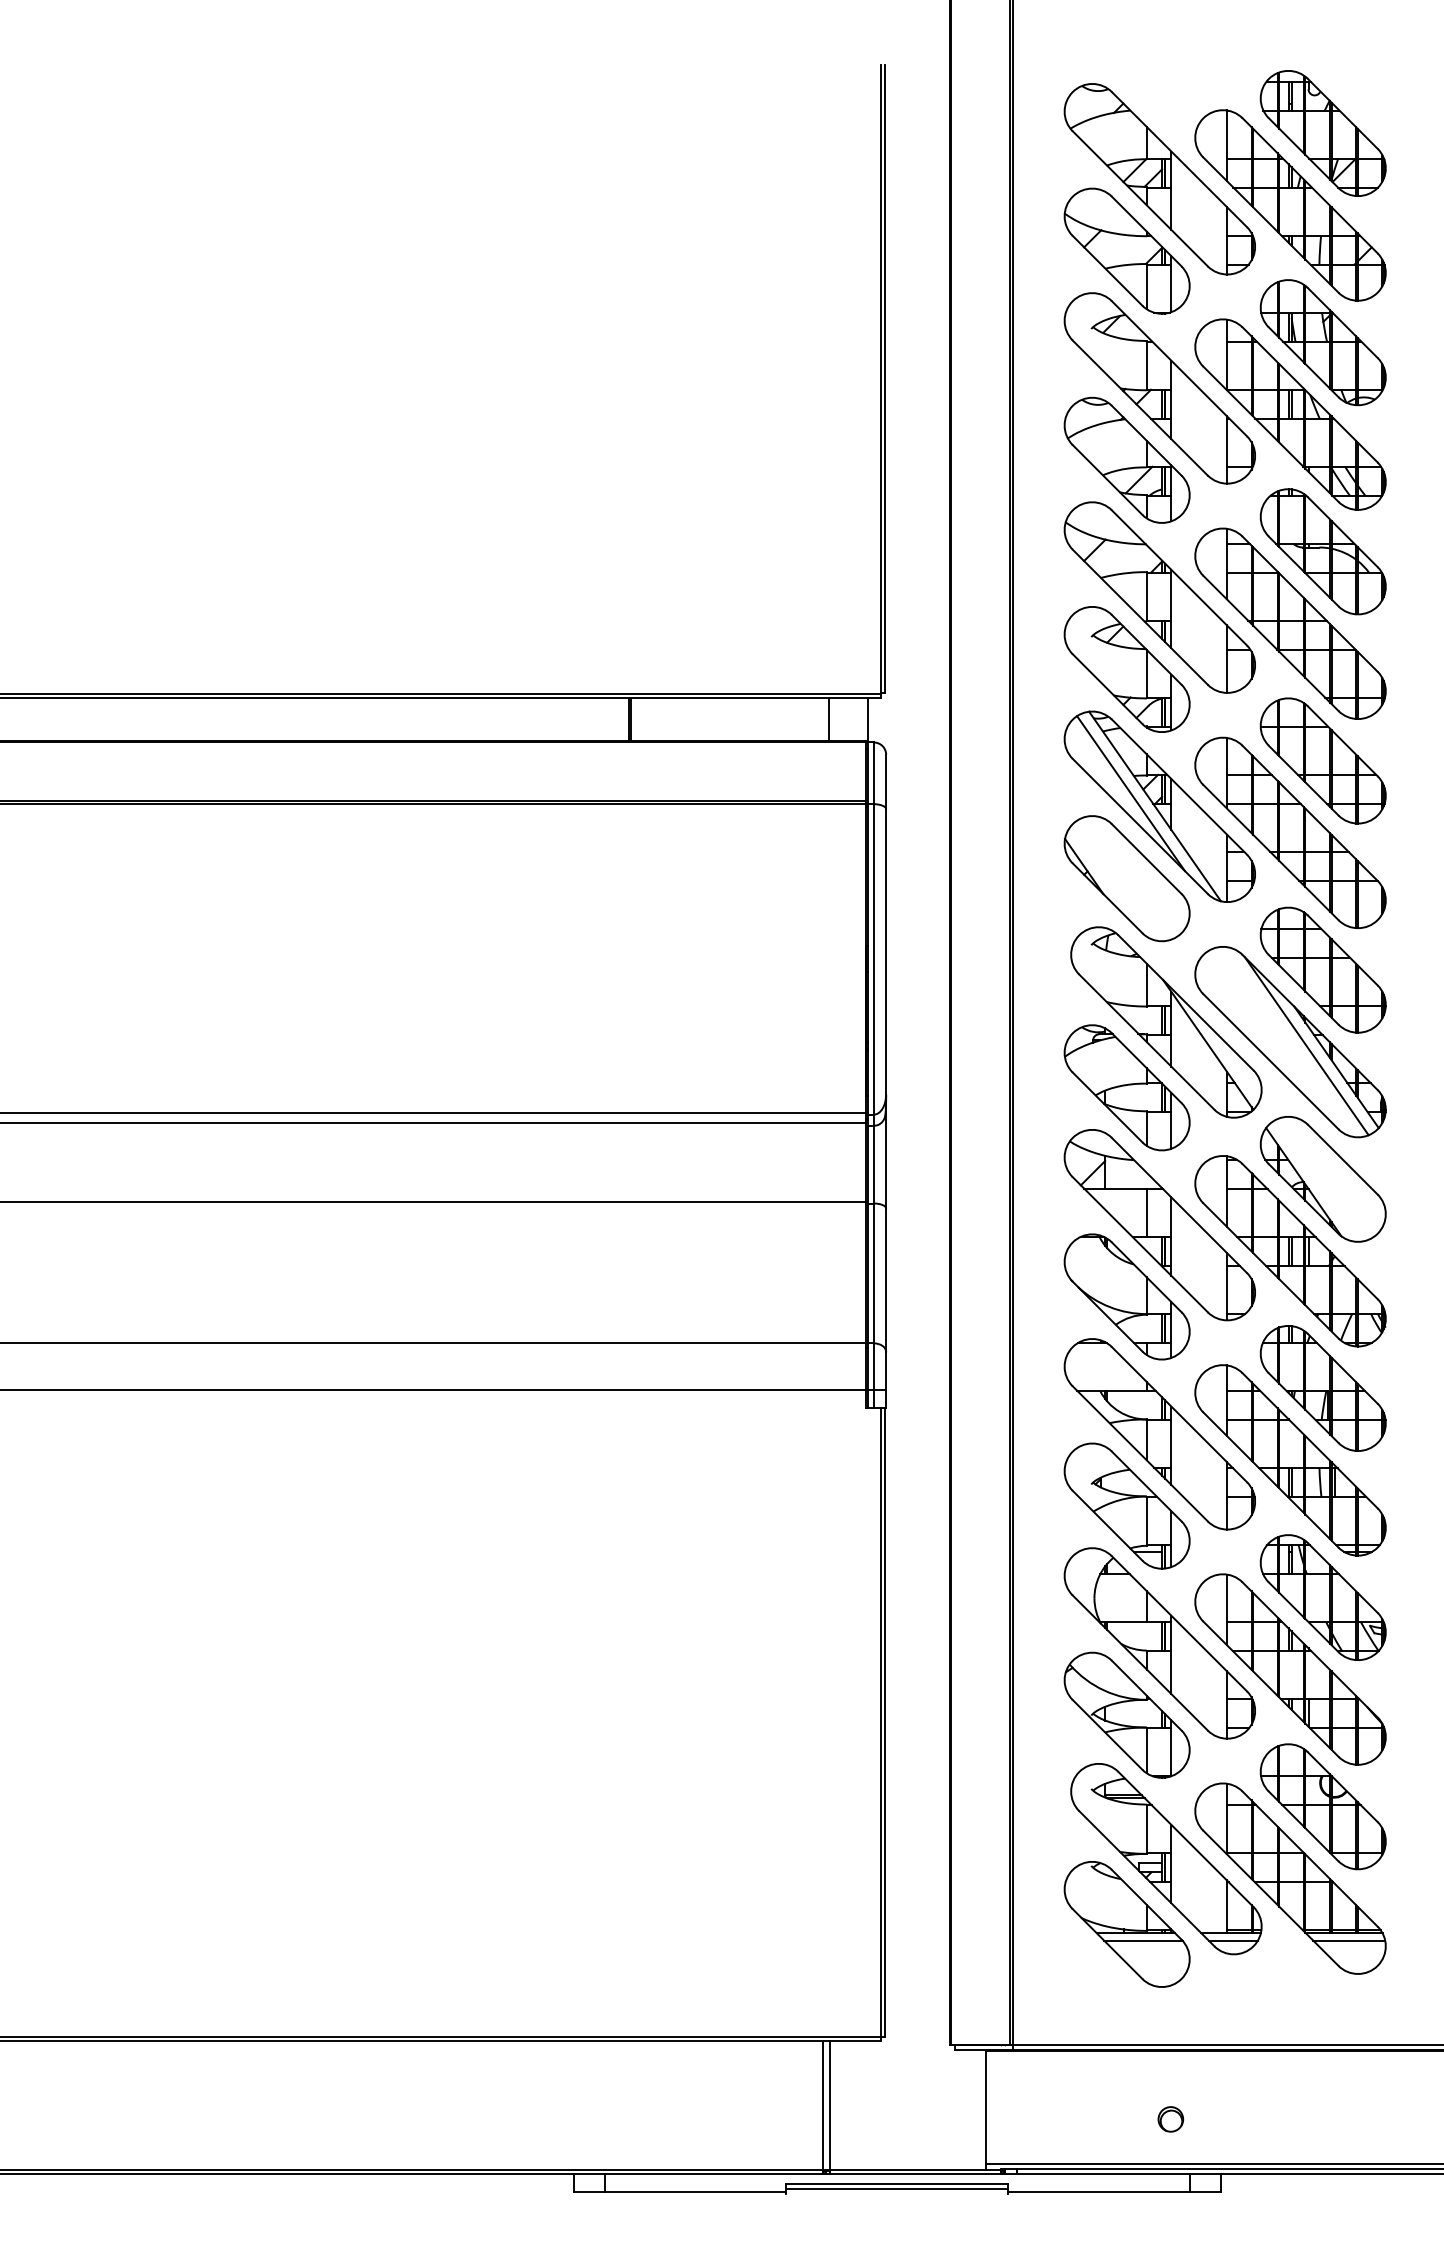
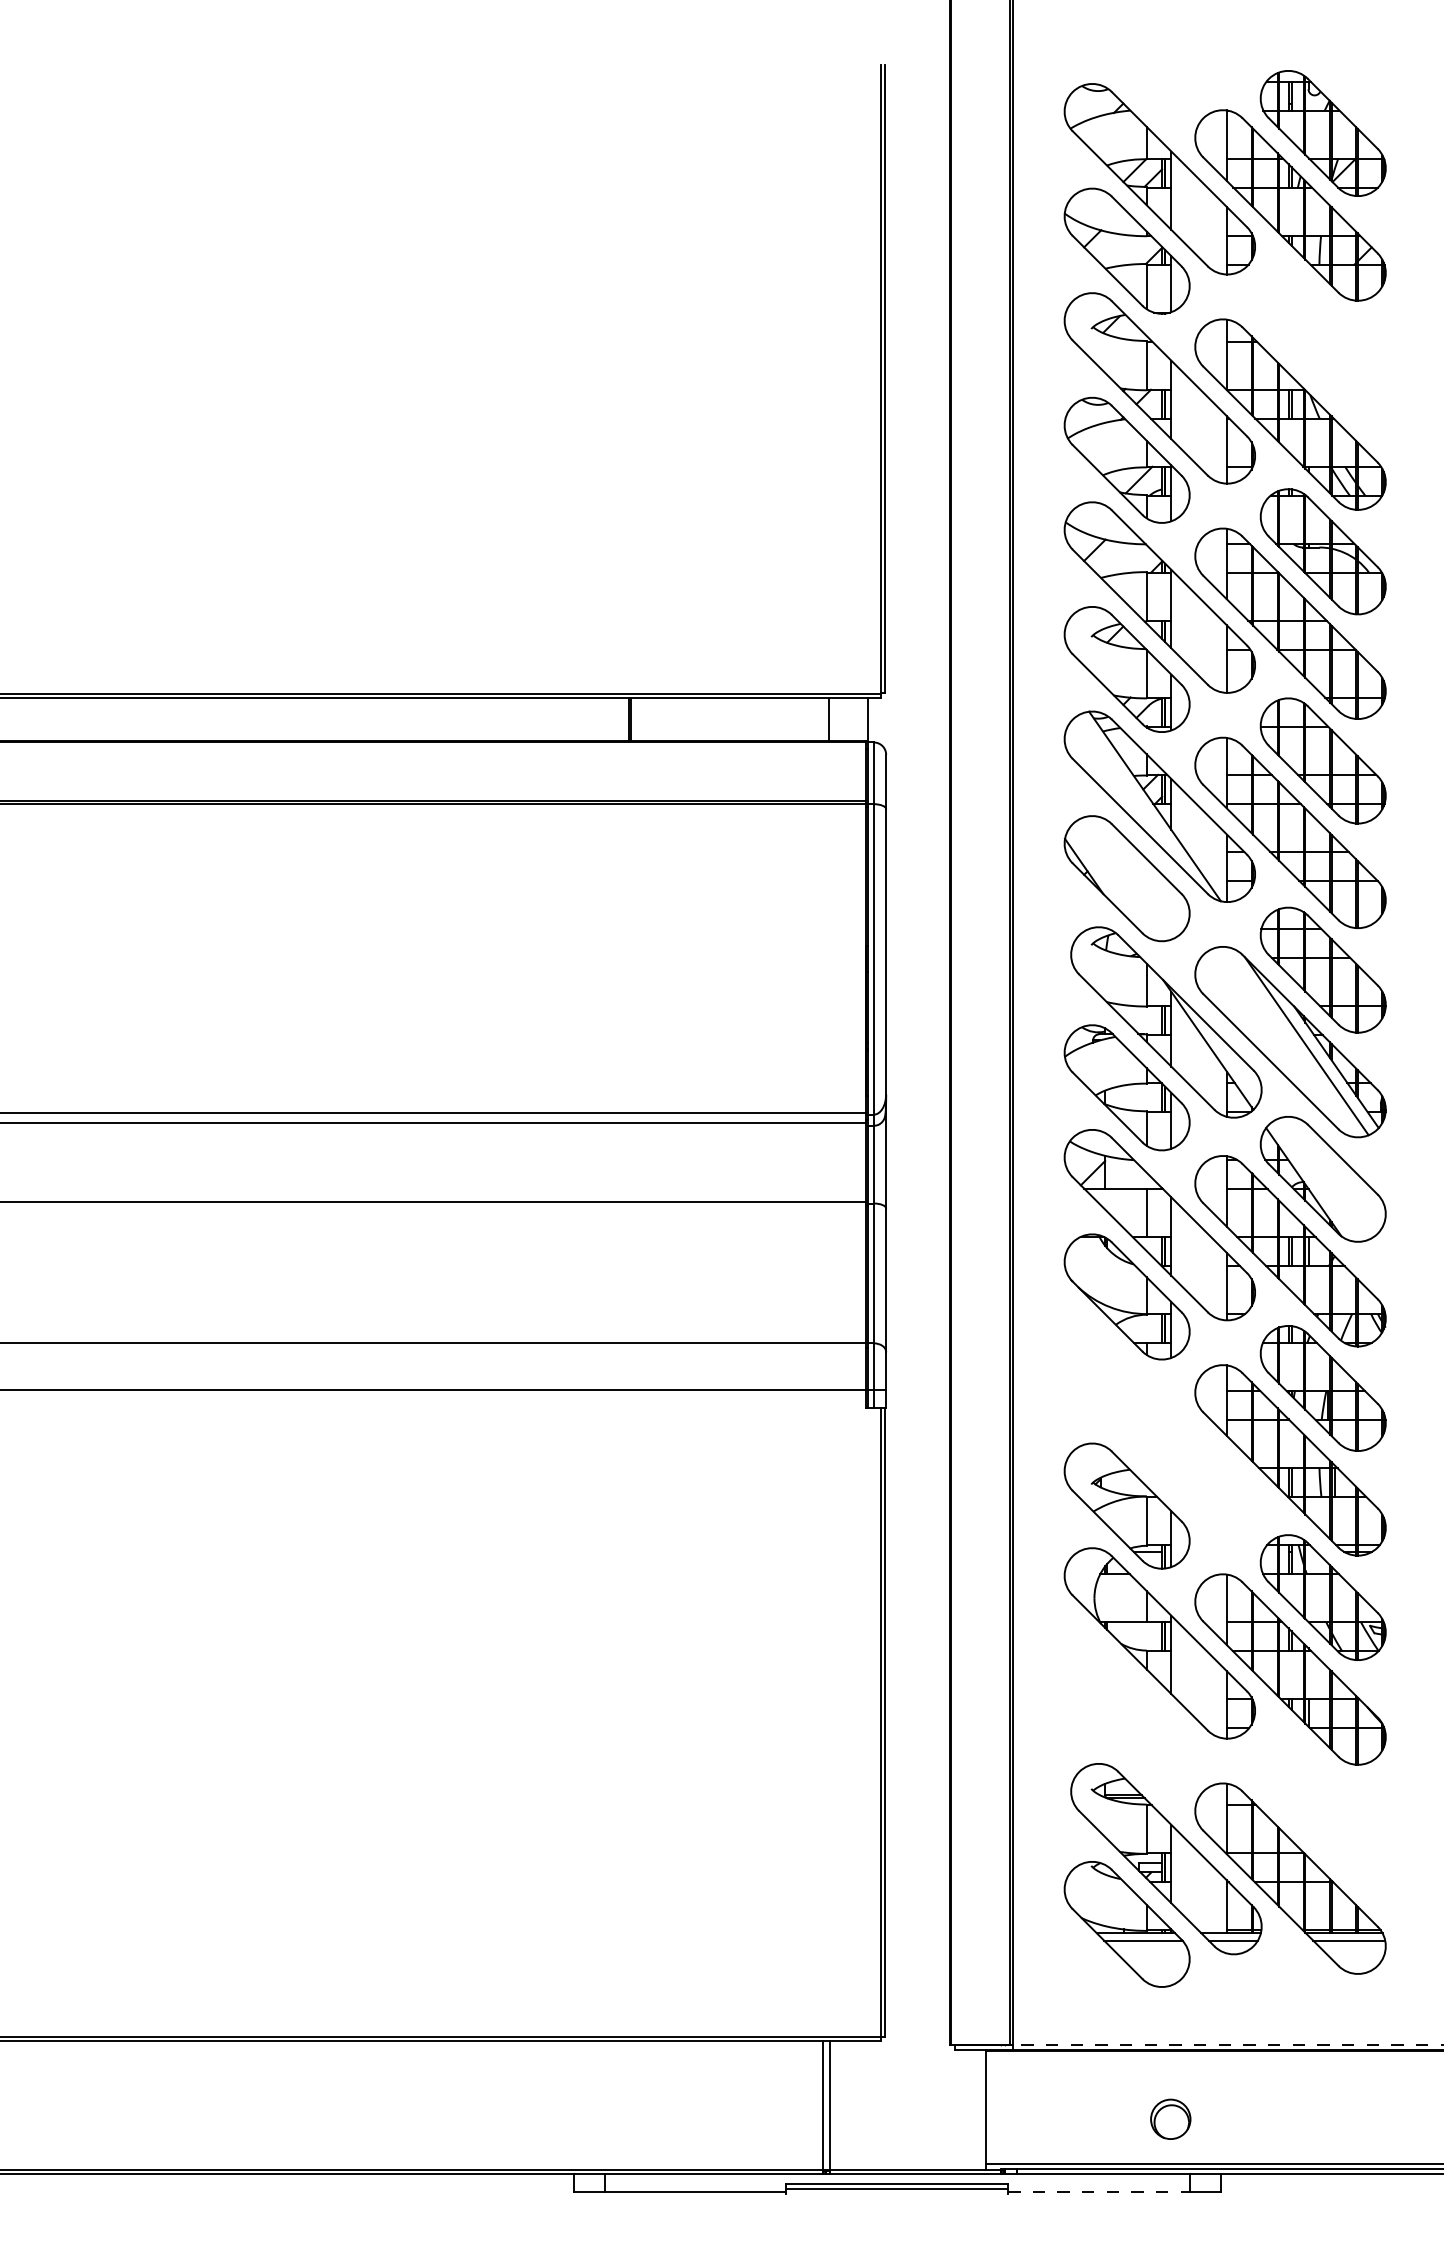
part: present -> none (1322, 342)
line: present -> none (1130, 793)
part: present -> none (1159, 1434)
part: present -> none (1126, 1714)
part: present -> none (1322, 1806)
line: solid -> dashed (1228, 2045)
part size: 28x27 px -> 42x42 px (1170, 2118)
line: solid -> dashed (1099, 2192)
